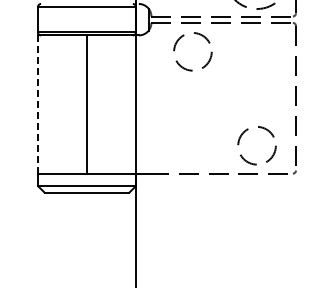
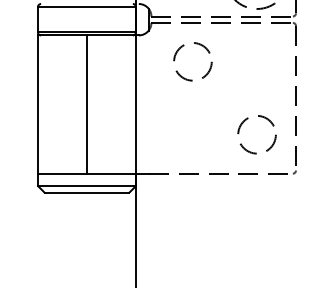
circle position: (192, 51) -> (192, 61) (192, 61)
line: dashed -> solid (38, 104)
circle position: (256, 145) -> (256, 134) (256, 134)
